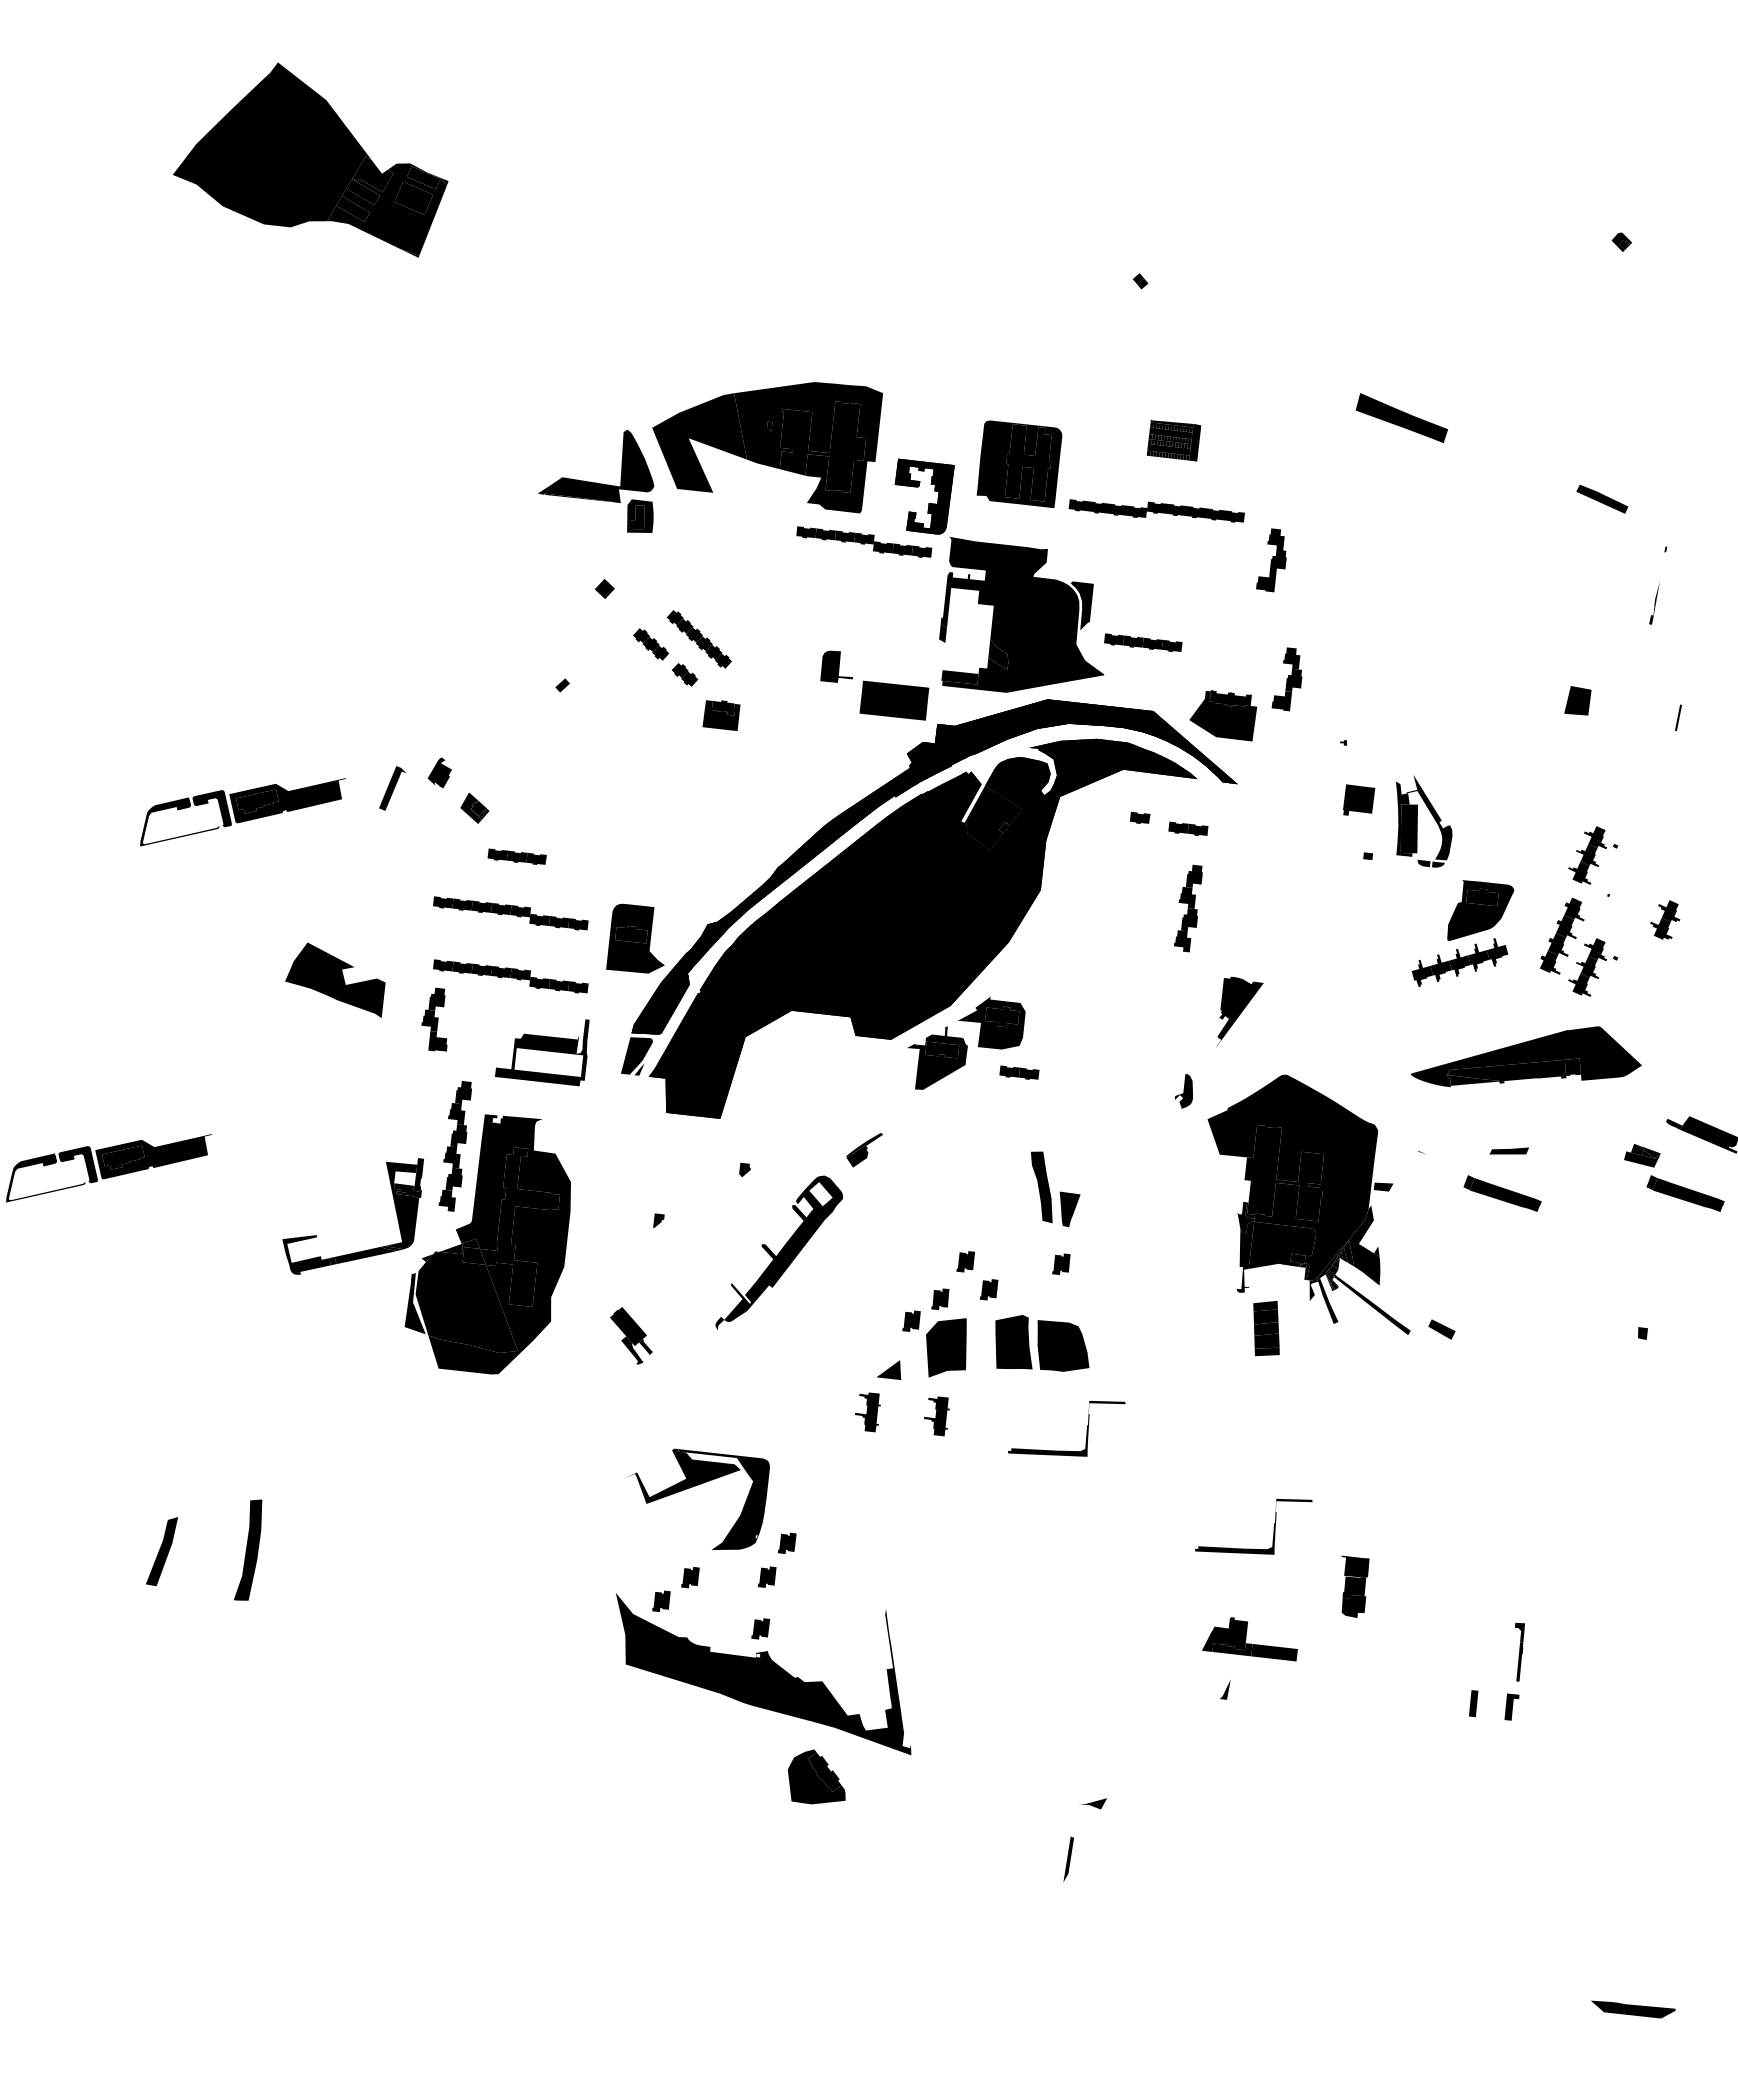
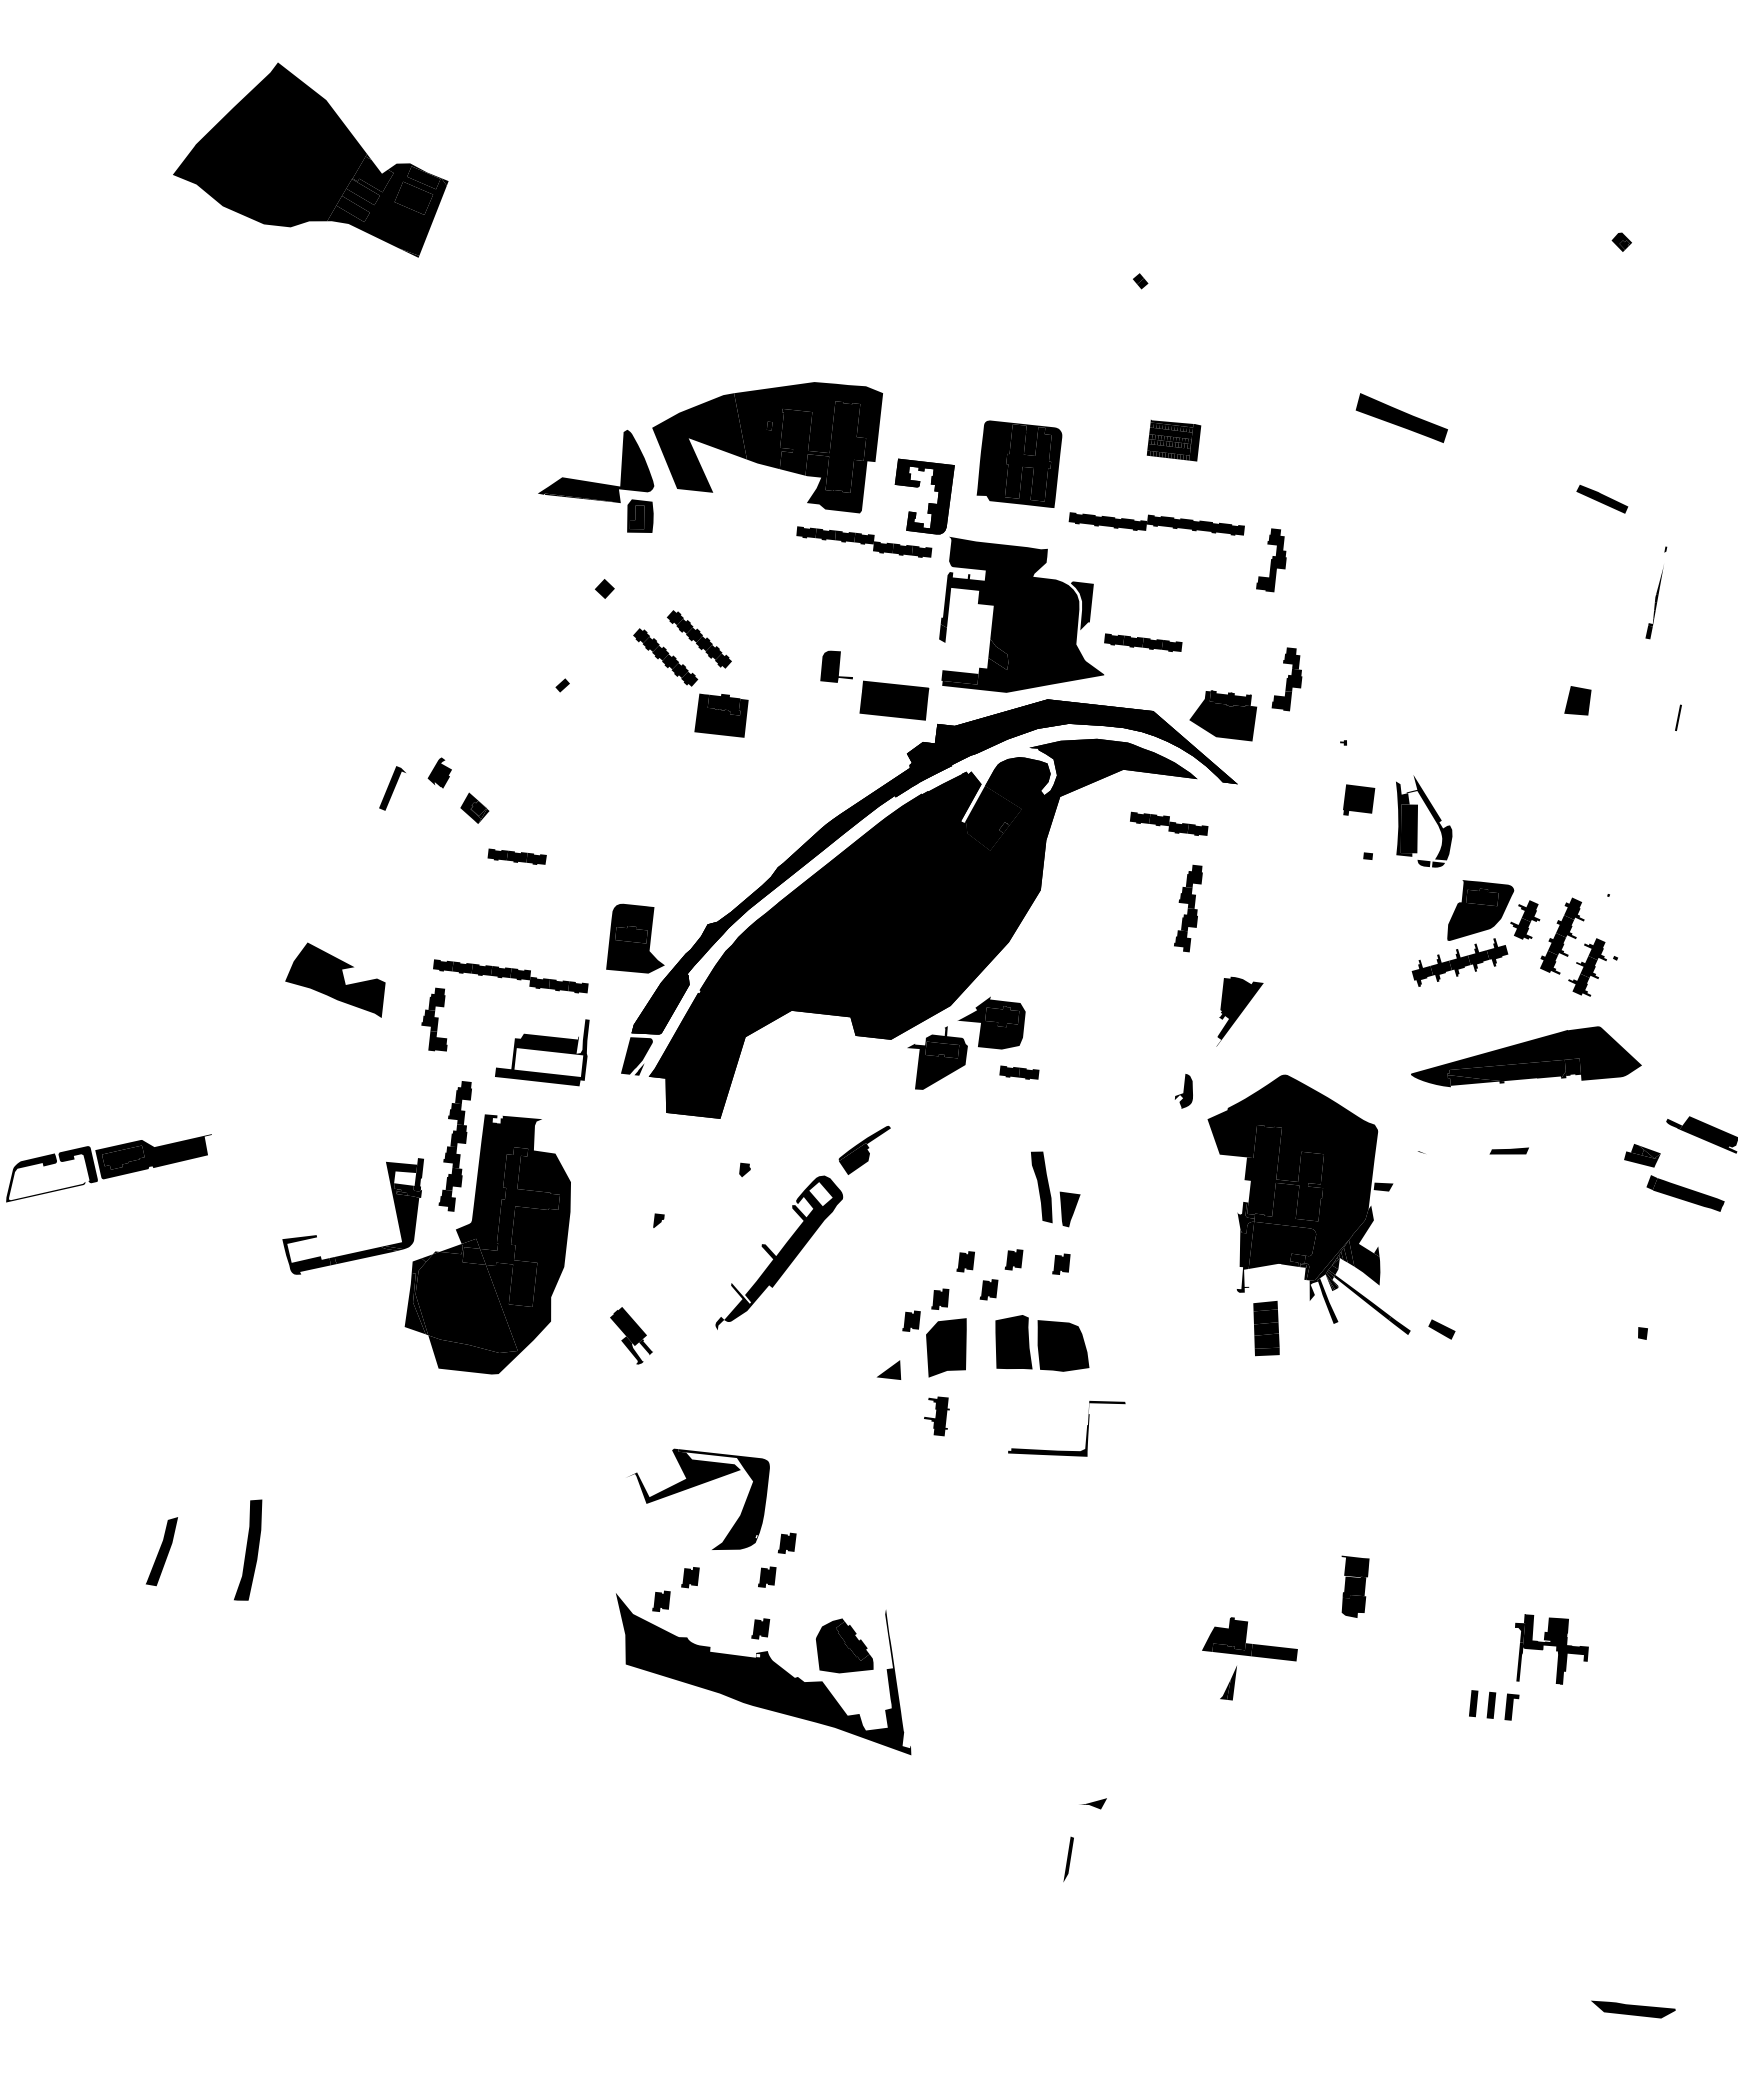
part position: (1156, 510) -> (1156, 523) (1156, 523)
part size: 11x43 px -> 19x74 px (1654, 602)
fill: none -> present (670, 661)
part size: 39x31 px -> 55x45 px (721, 715)
part: present -> none (242, 812)
fill: none -> present (1159, 820)
part: present -> none (1592, 855)
part: present -> none (510, 913)
part position: (1665, 919) -> (1525, 919) (1525, 919)
part size: 37x35 px -> 53x50 px (864, 1149)
part: present -> none (1502, 1193)
fill: none -> present (1013, 1259)
fill: none -> present (419, 1296)
part: present -> none (867, 1412)
part: present -> none (1273, 1527)
fill: none -> present (1555, 1649)
fill: none -> present (1232, 1682)
fill: none -> present (1491, 1705)
part position: (816, 1776) -> (844, 1645) (844, 1645)
